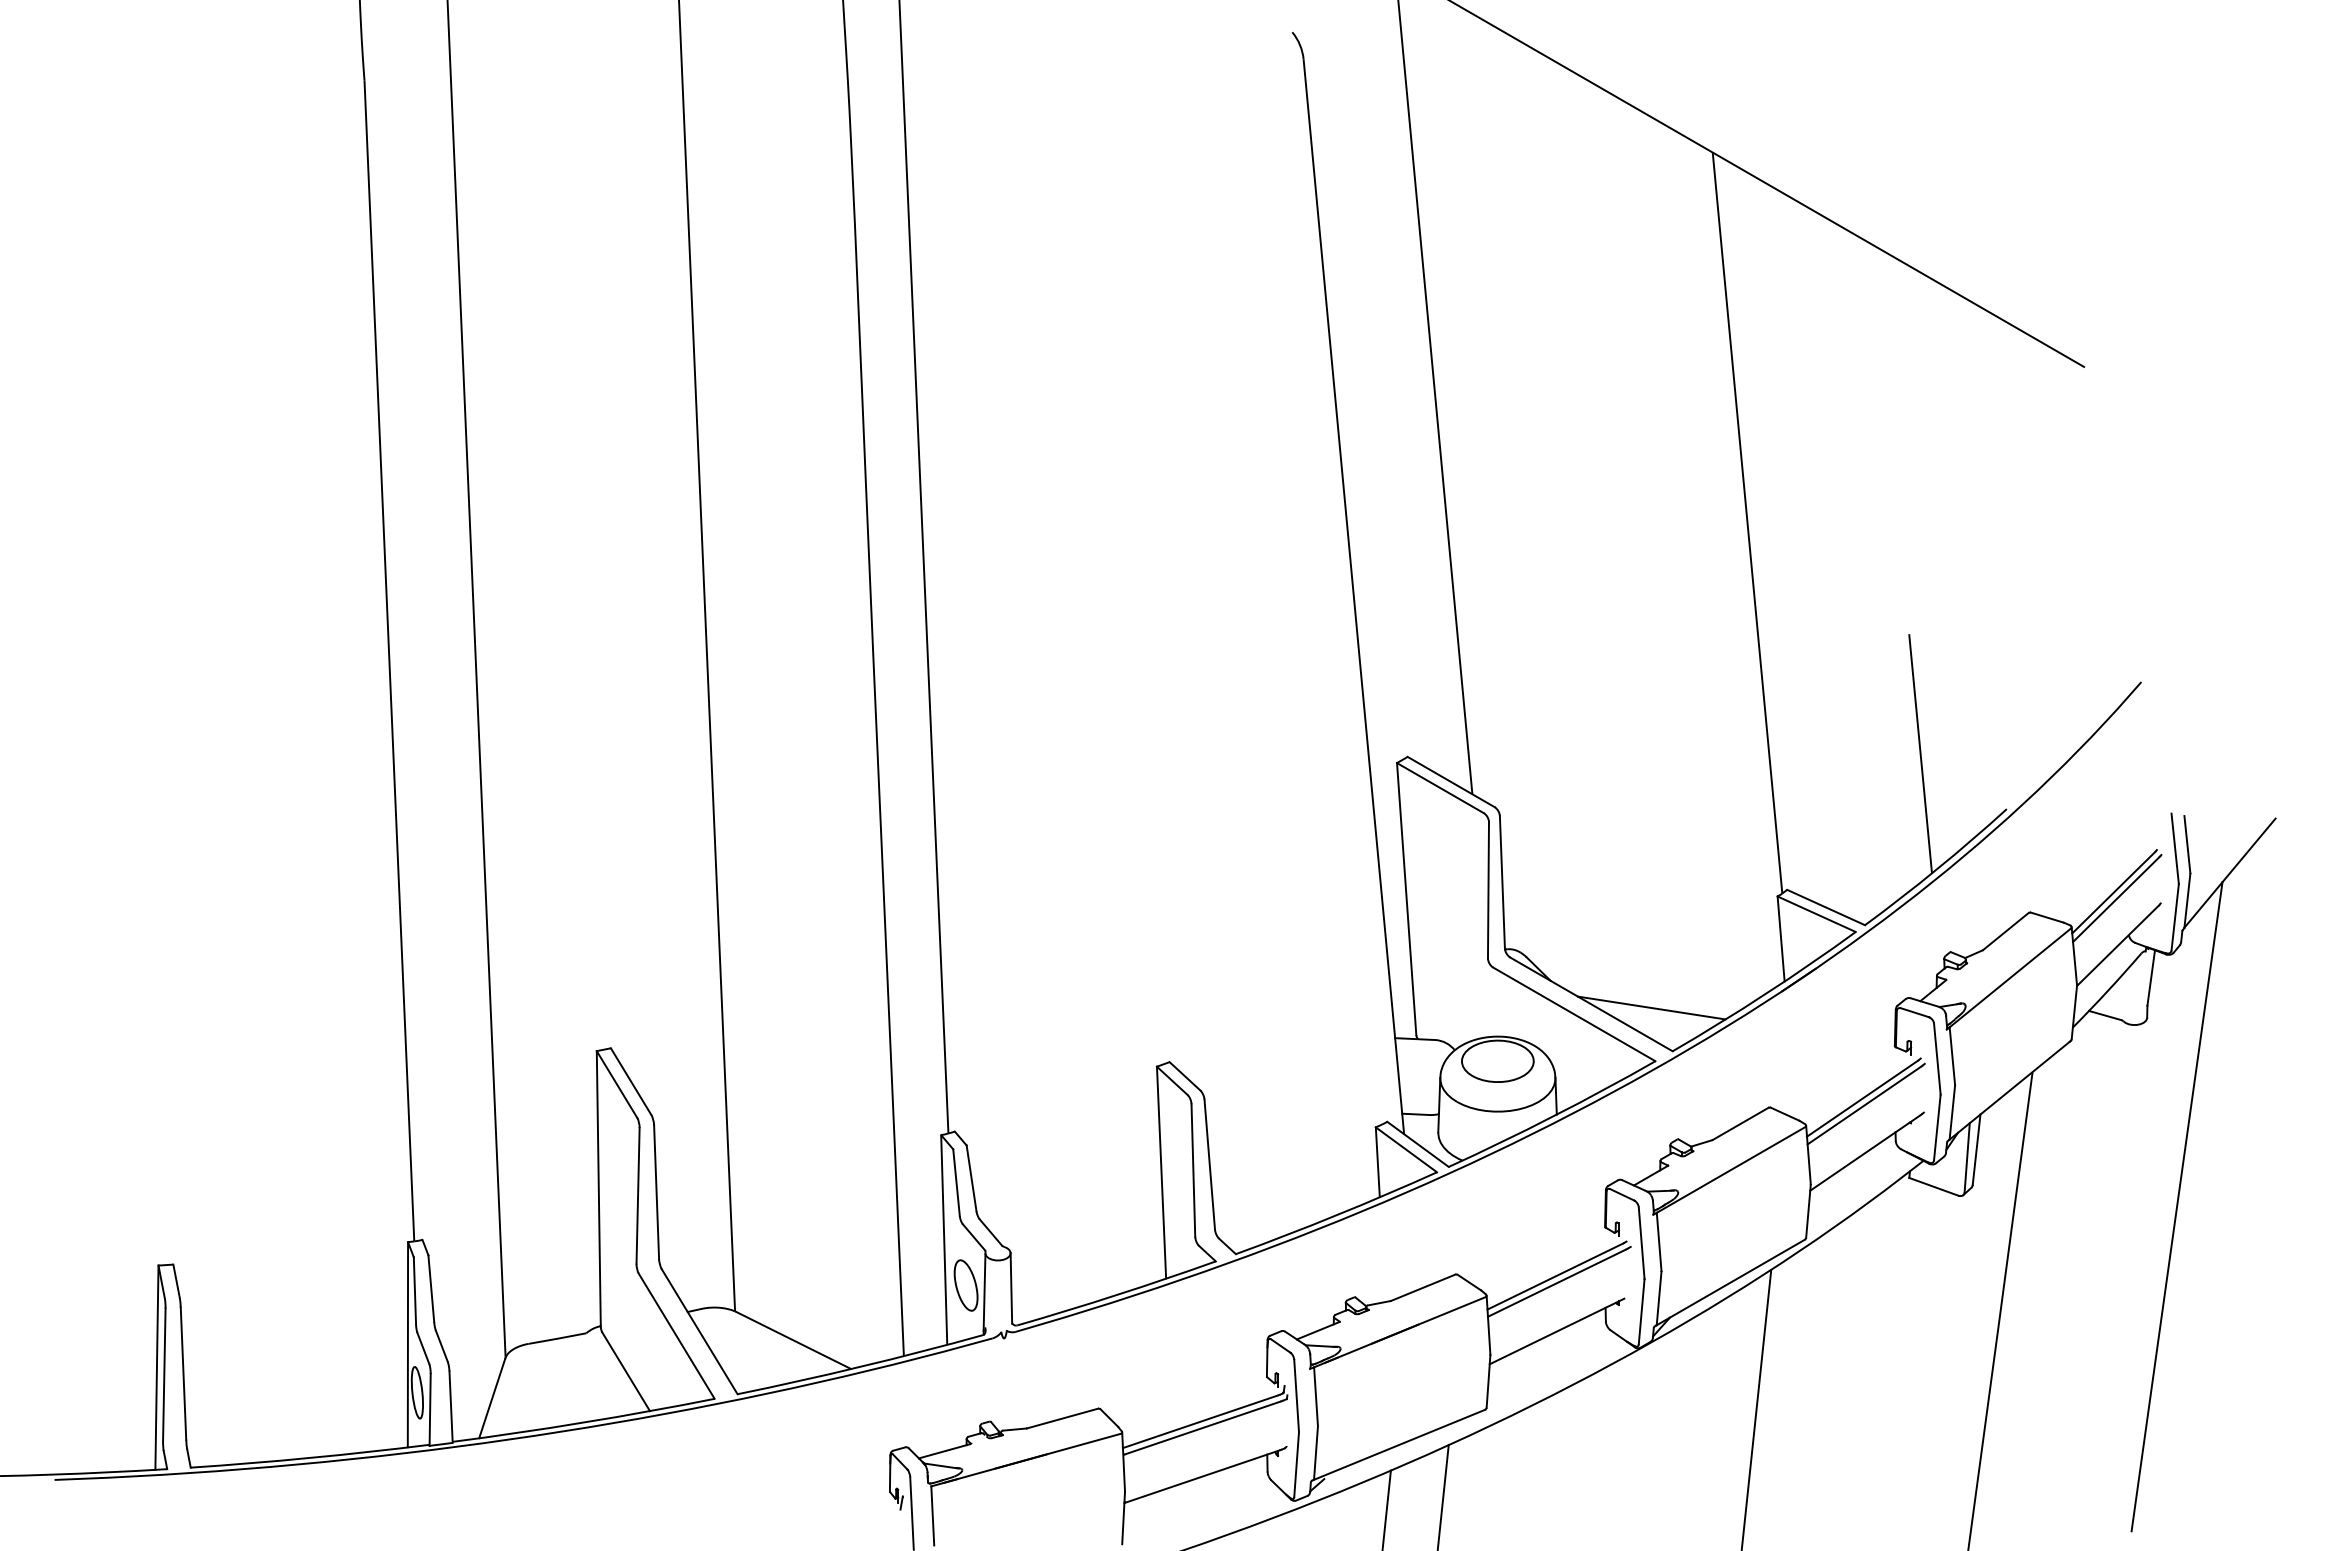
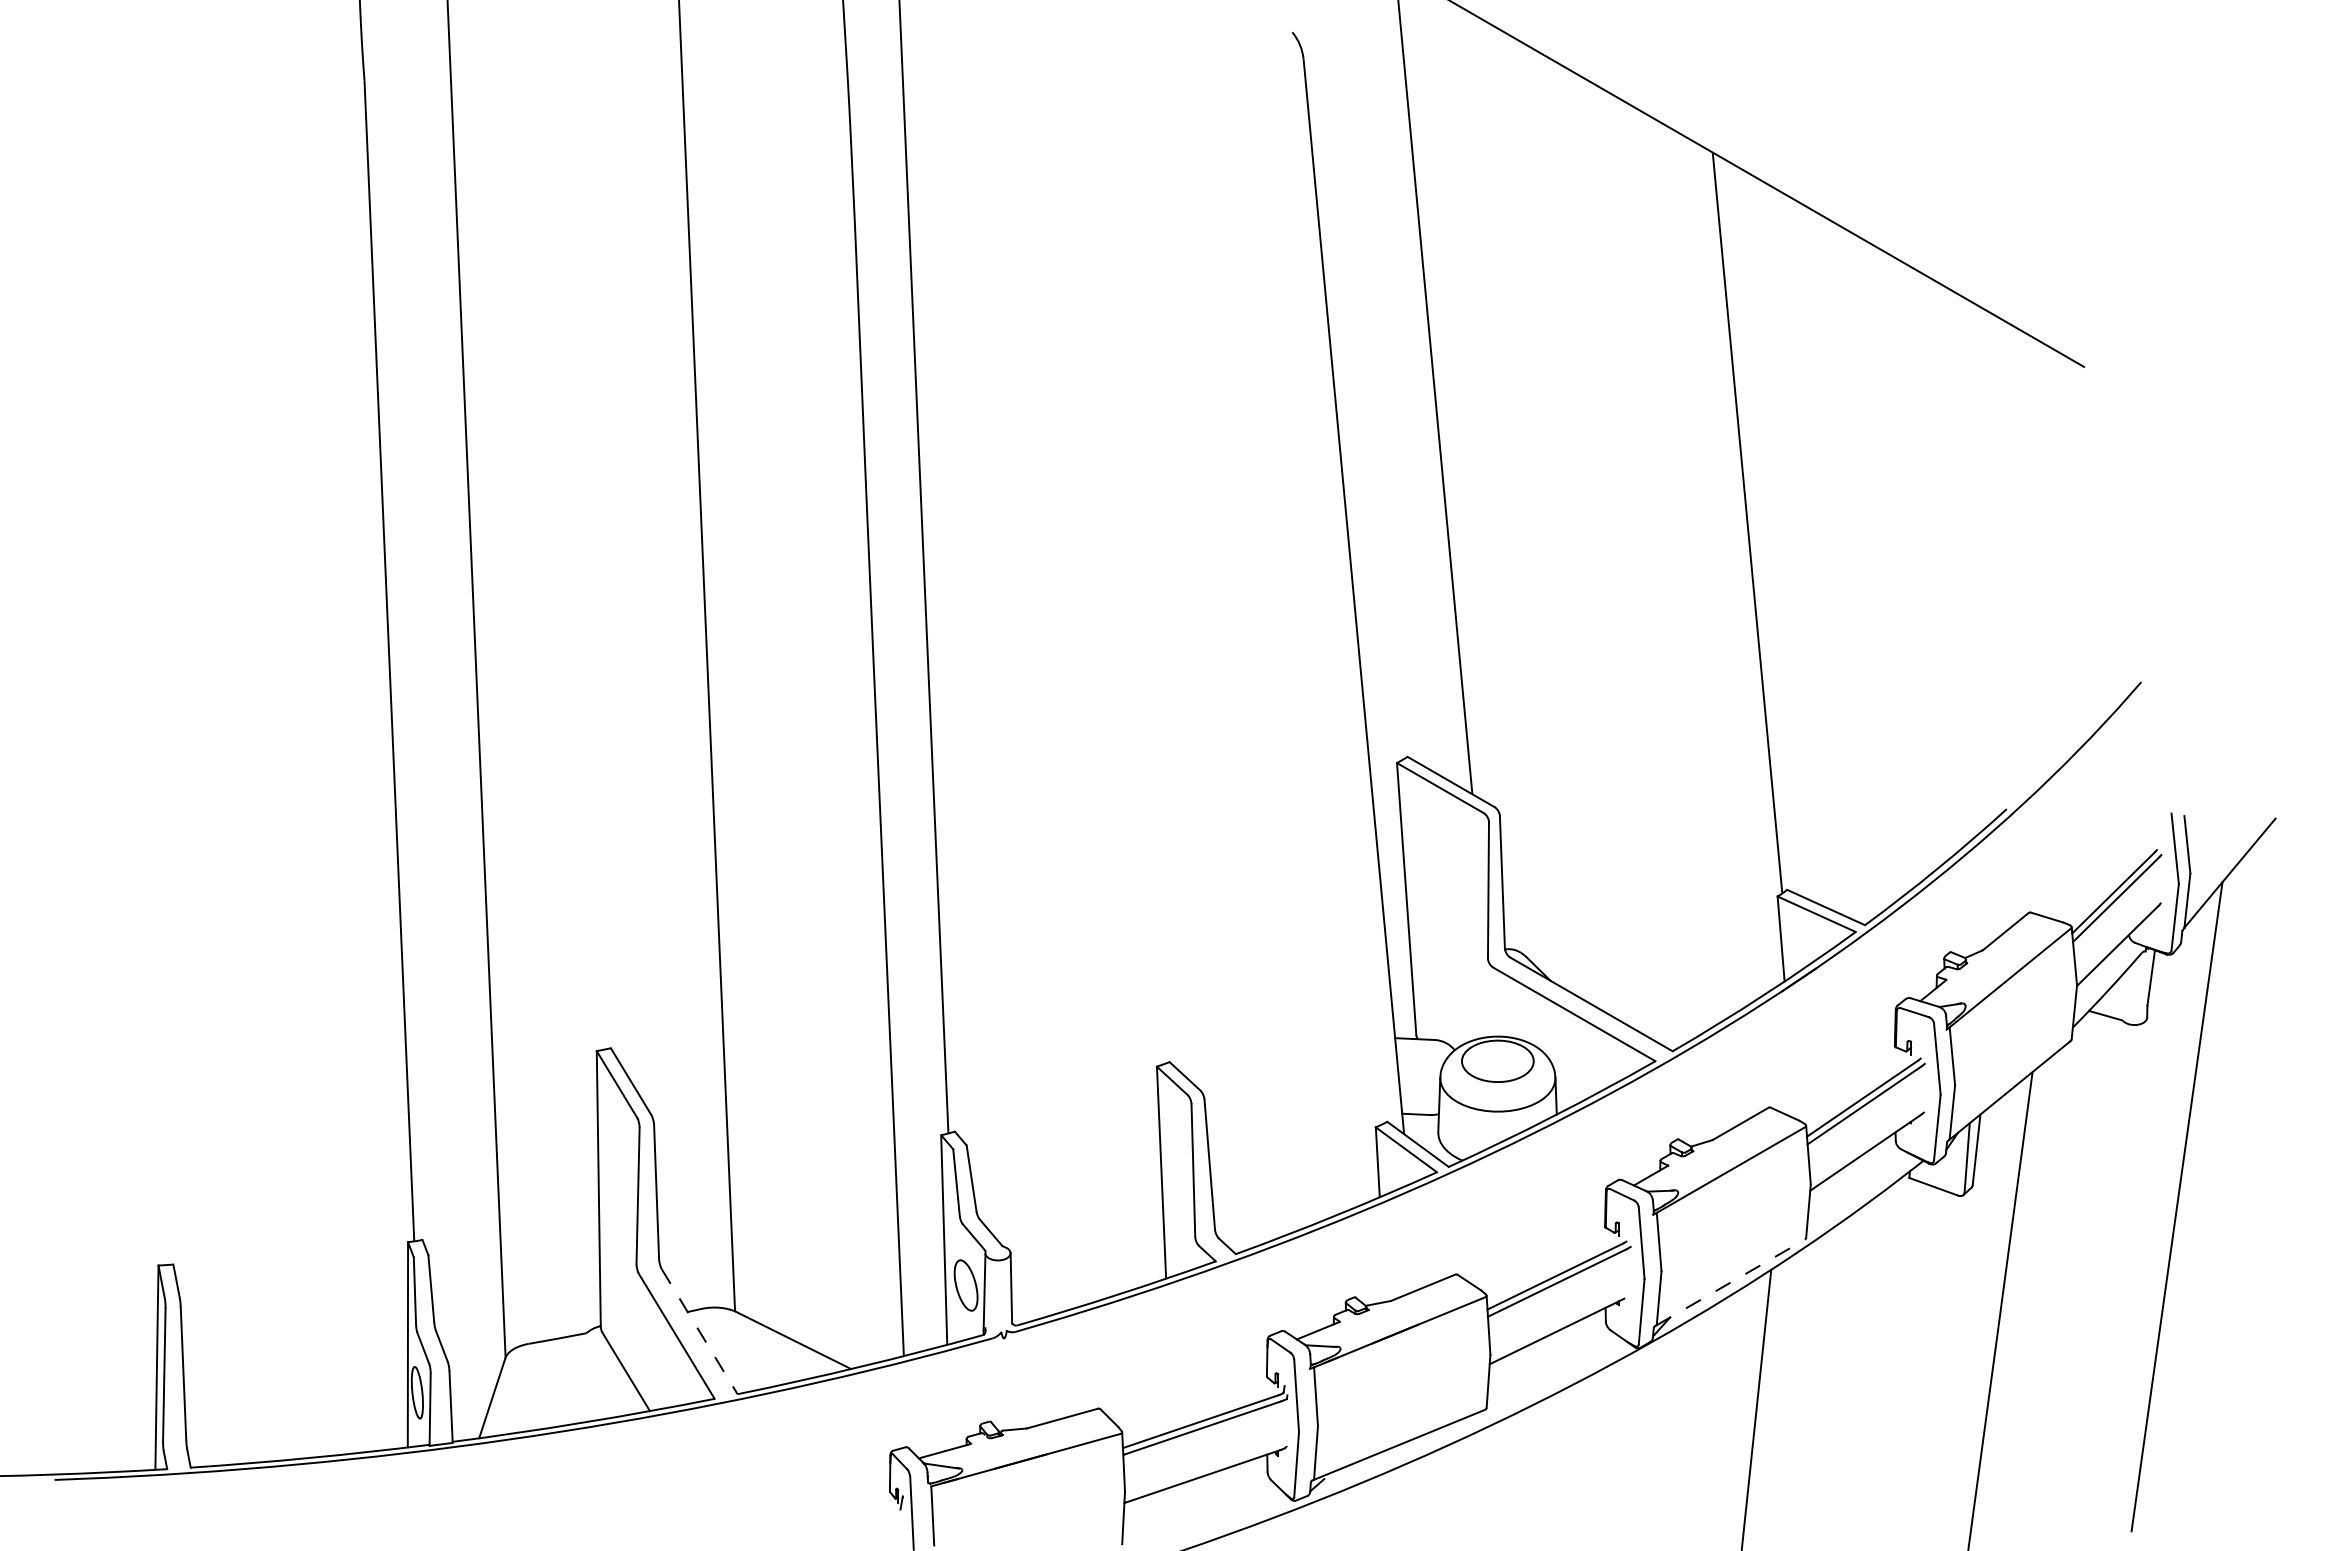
line: present -> none (1920, 753)
line: present -> none (1651, 1007)
line: solid -> dashed (1730, 1282)
line: solid -> dashed (699, 1332)
line: present -> none (1443, 1495)
line: present -> none (1386, 1508)
